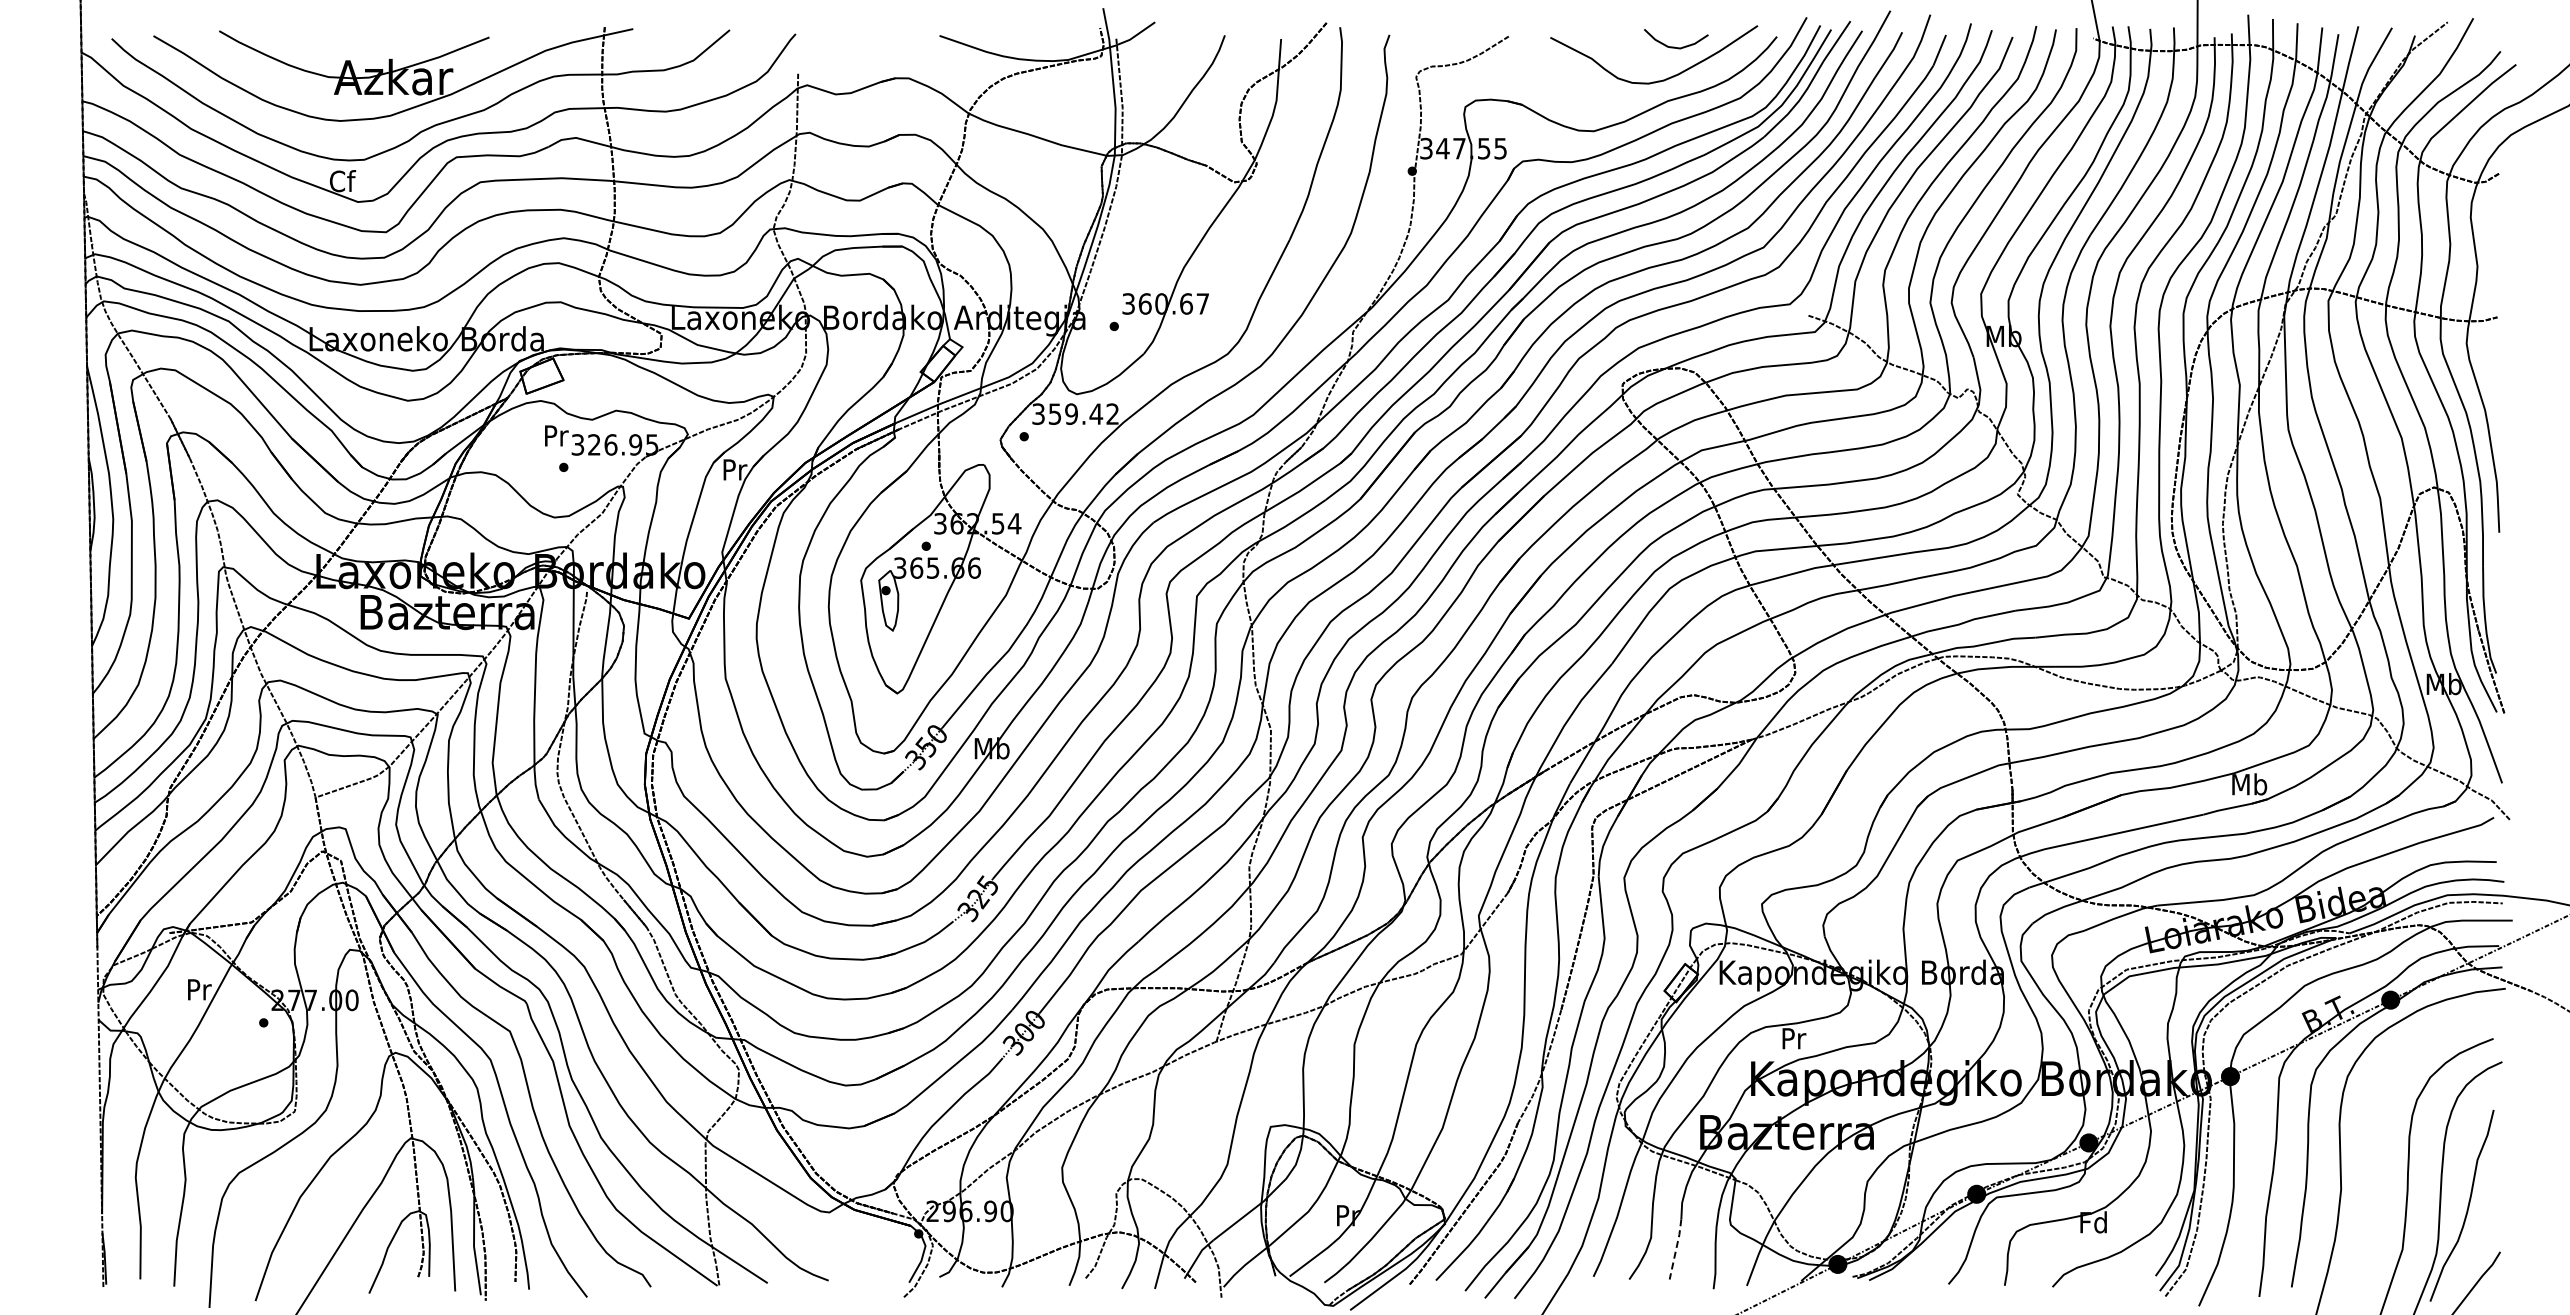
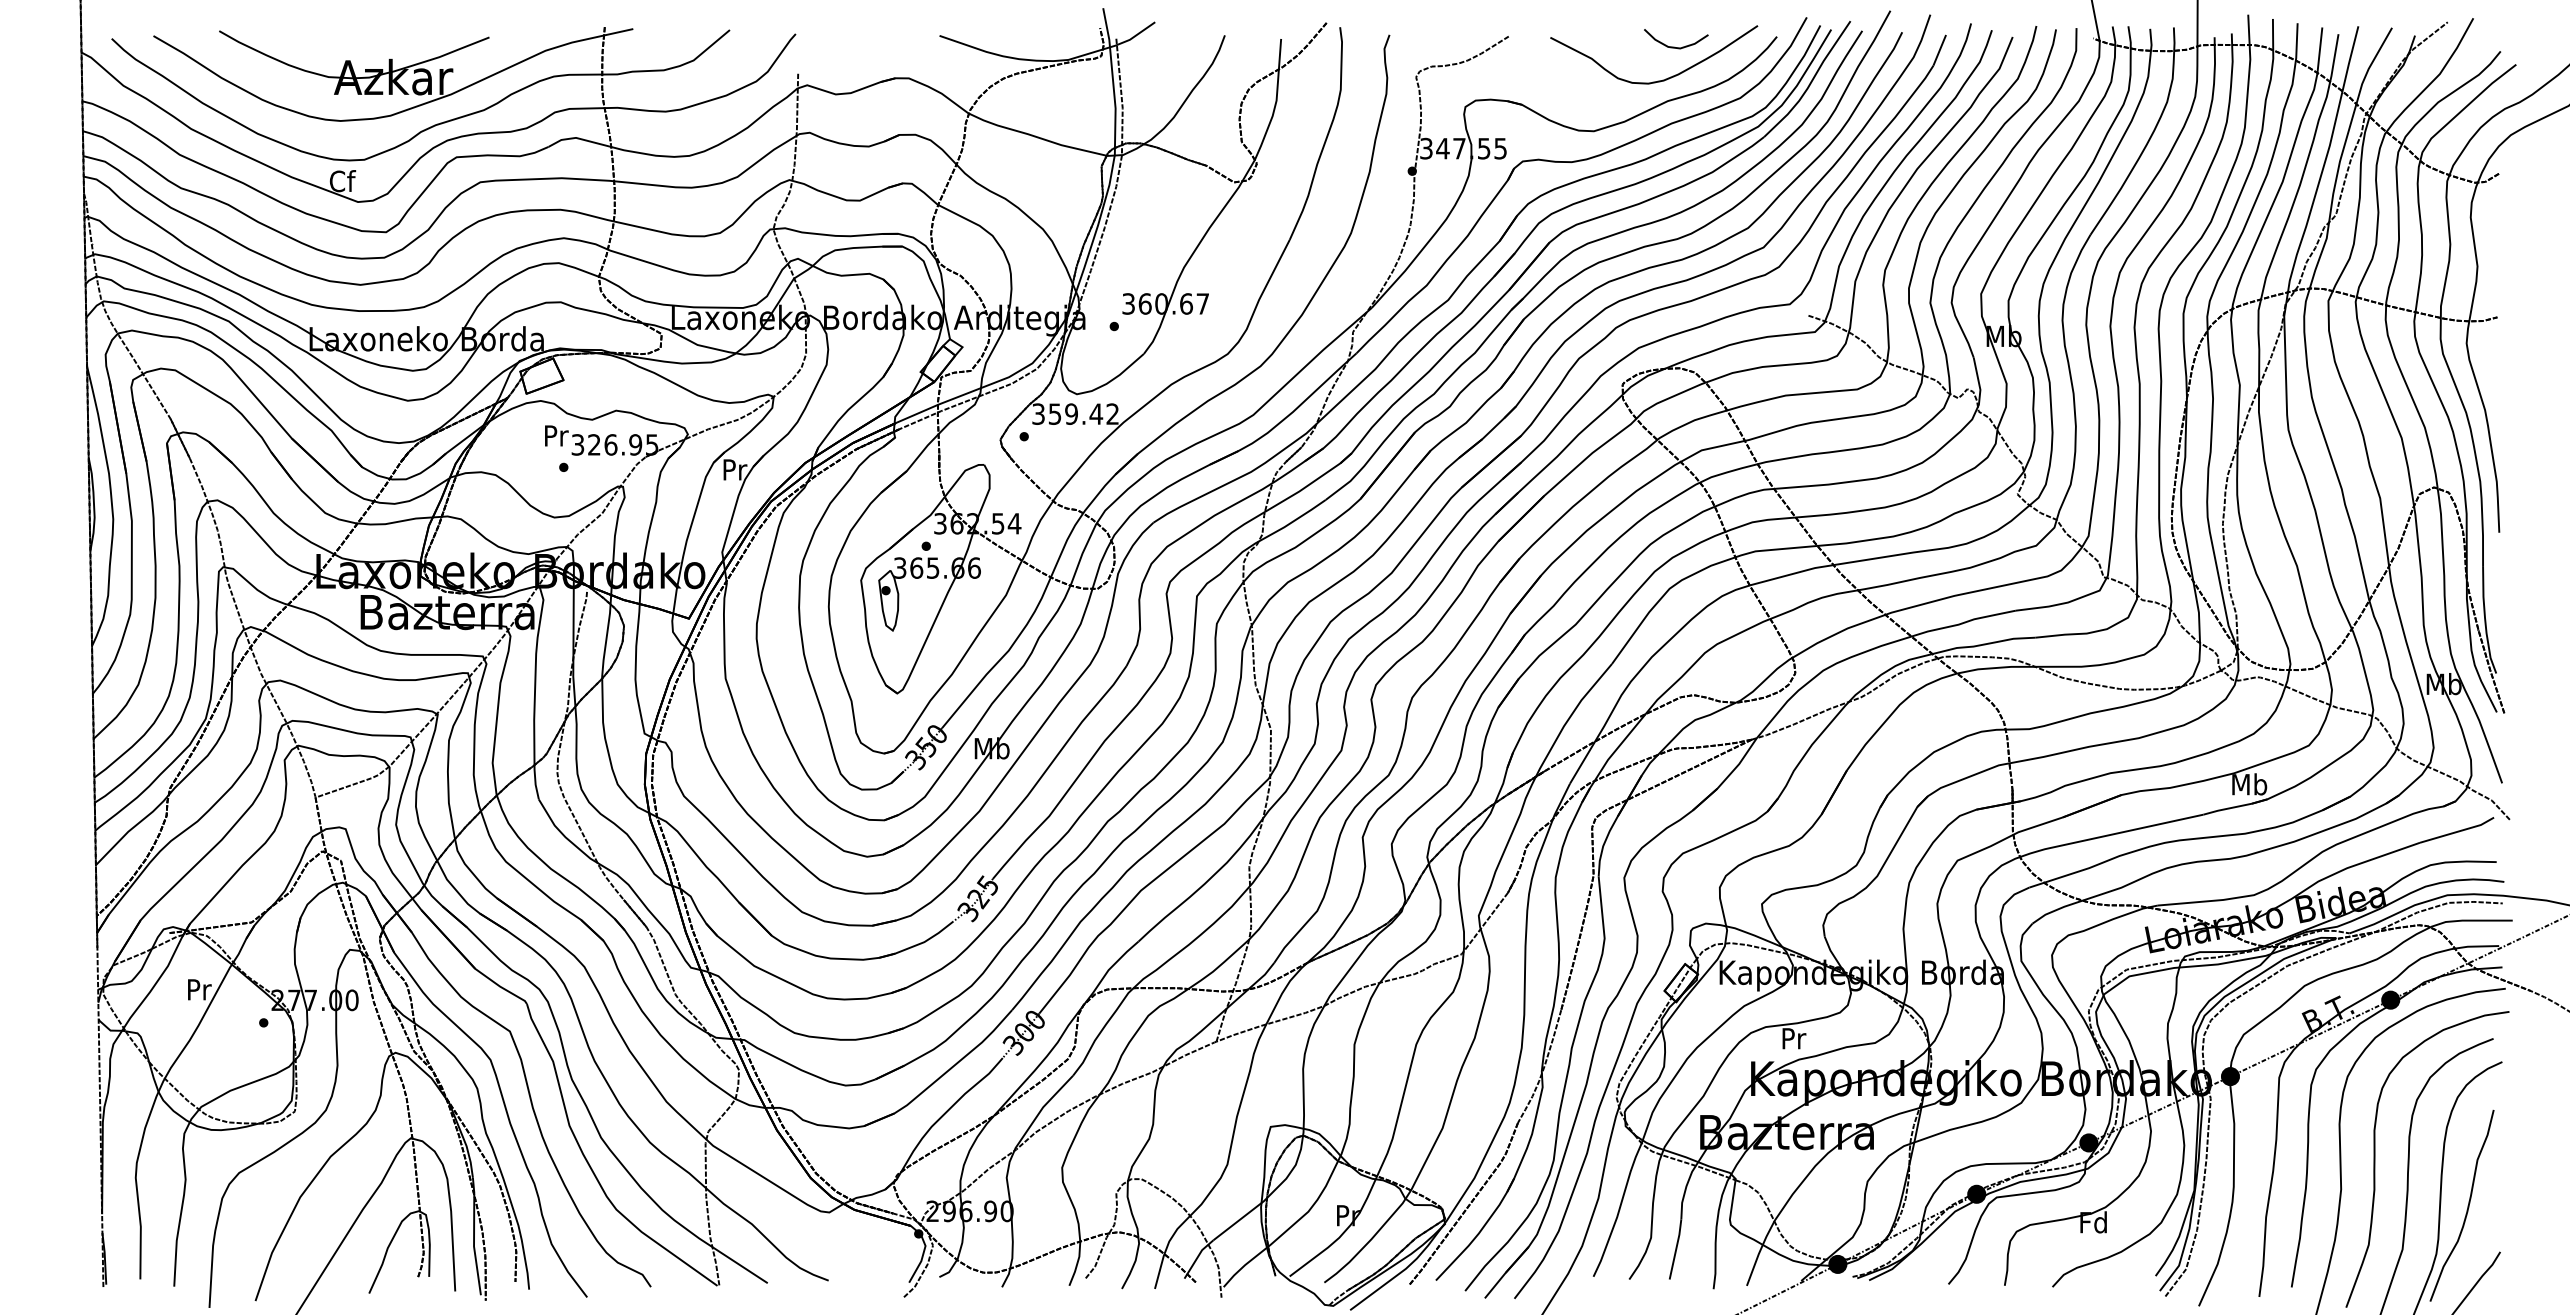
curve: none -> present (2375, 1159)
line: dashed -> solid (1676, 1249)
